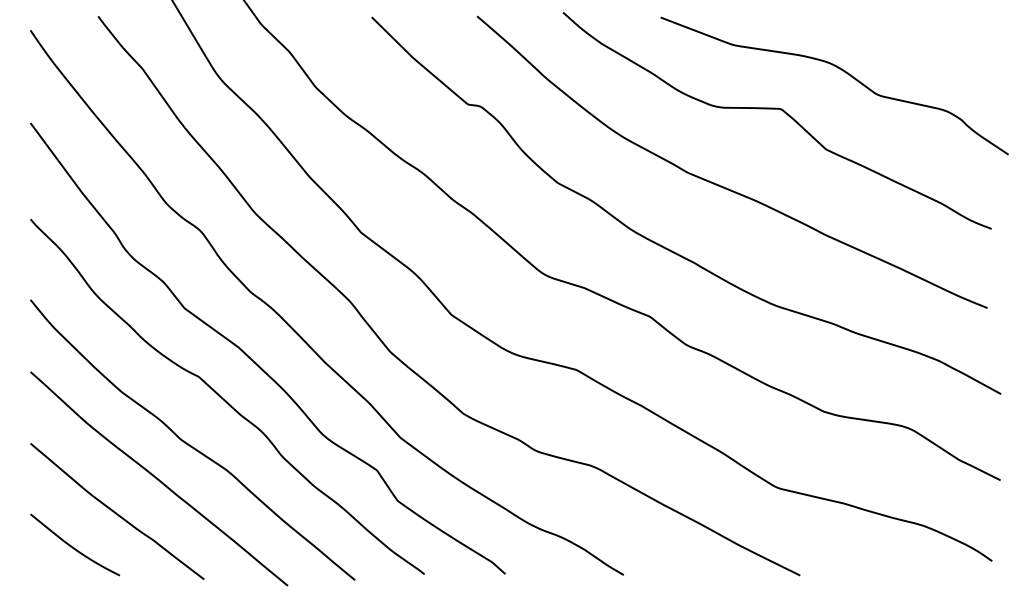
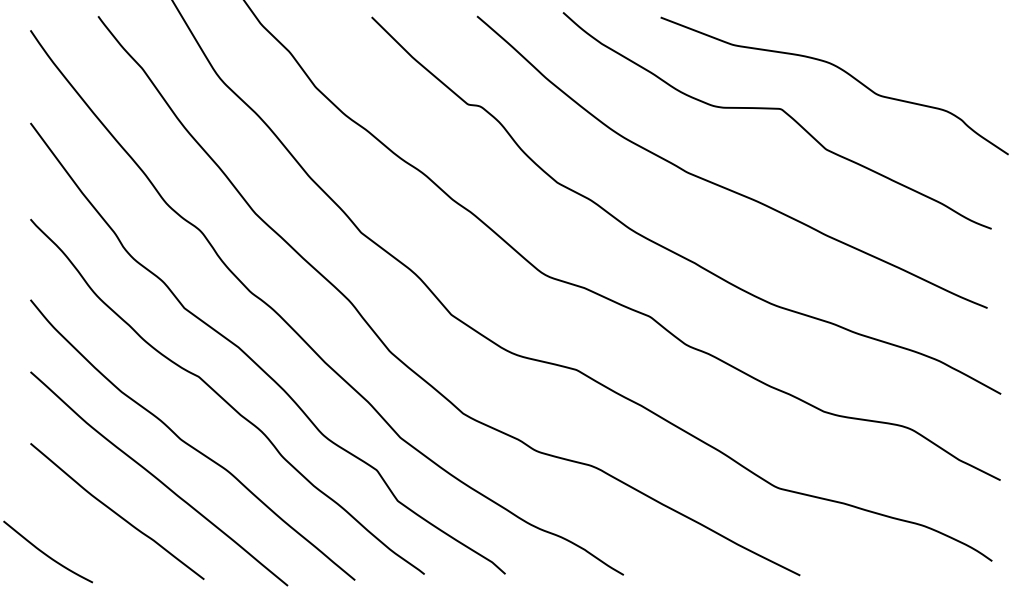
curve position: (72, 546) -> (45, 553) (45, 553)
